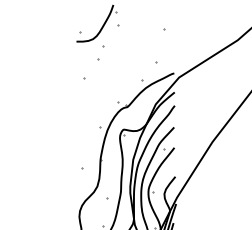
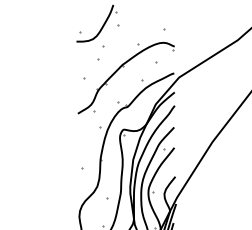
part: none -> present (118, 70)
